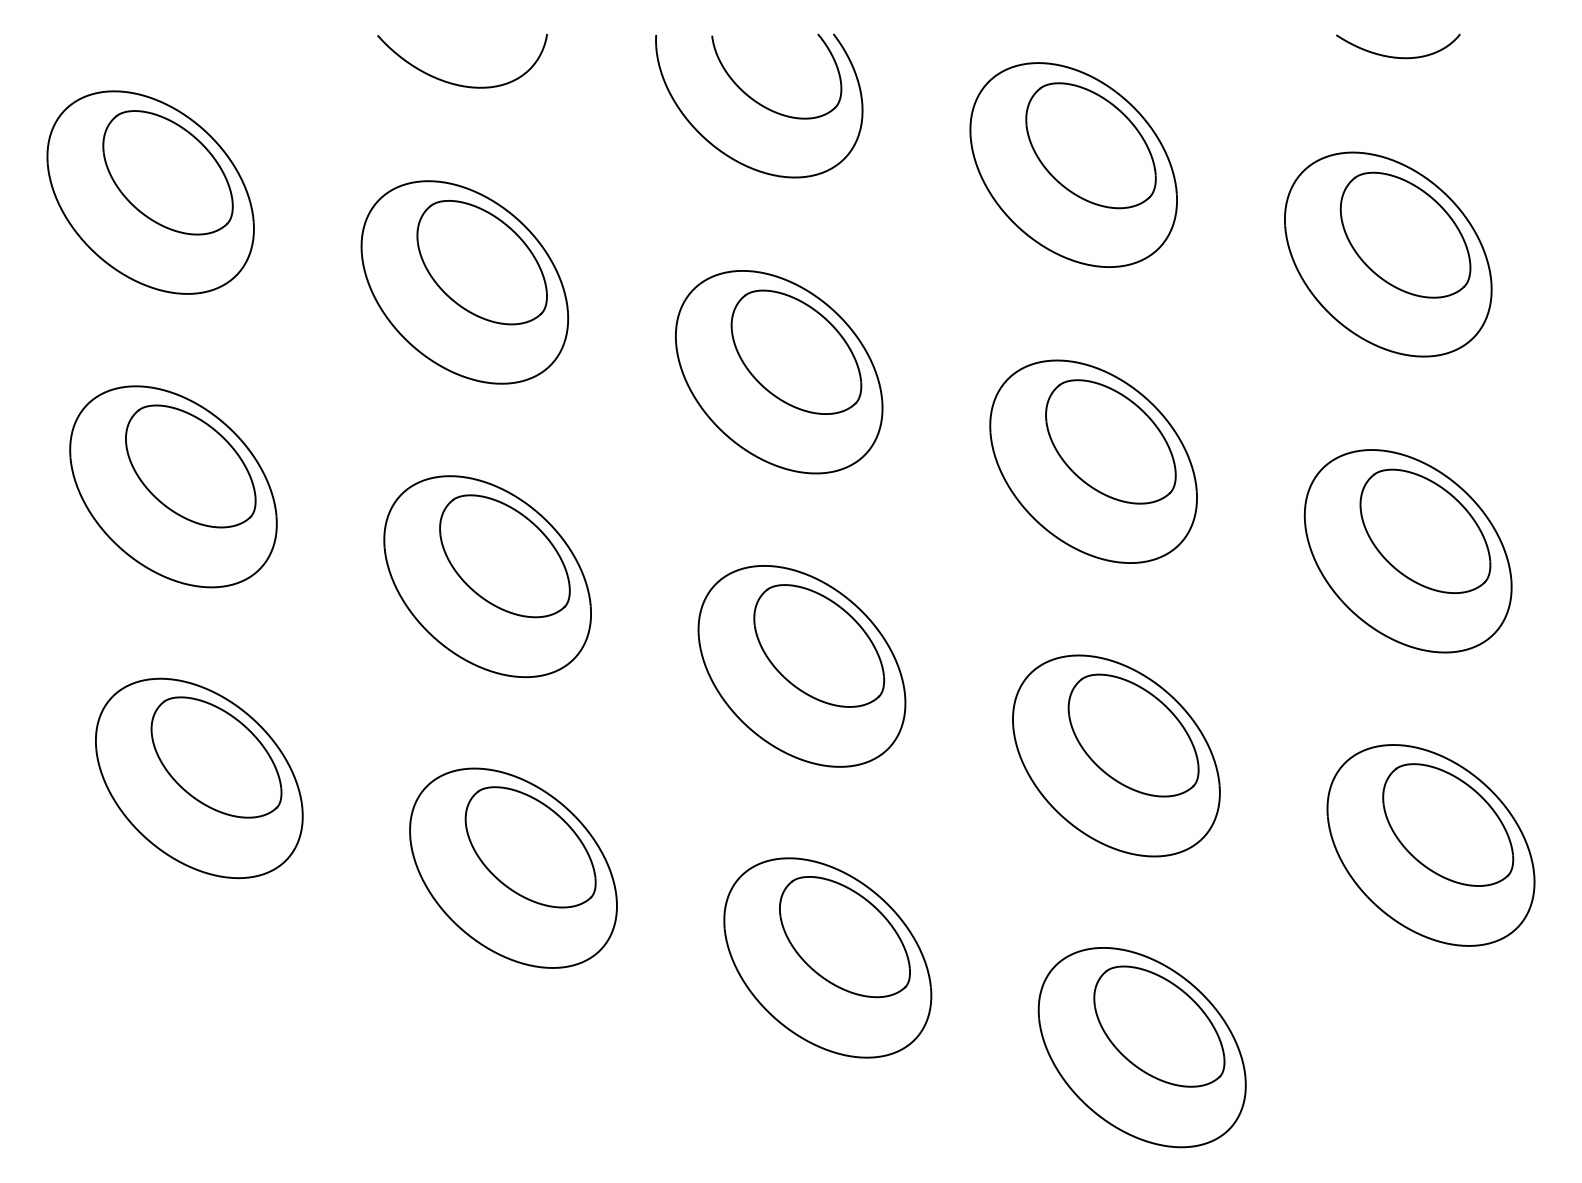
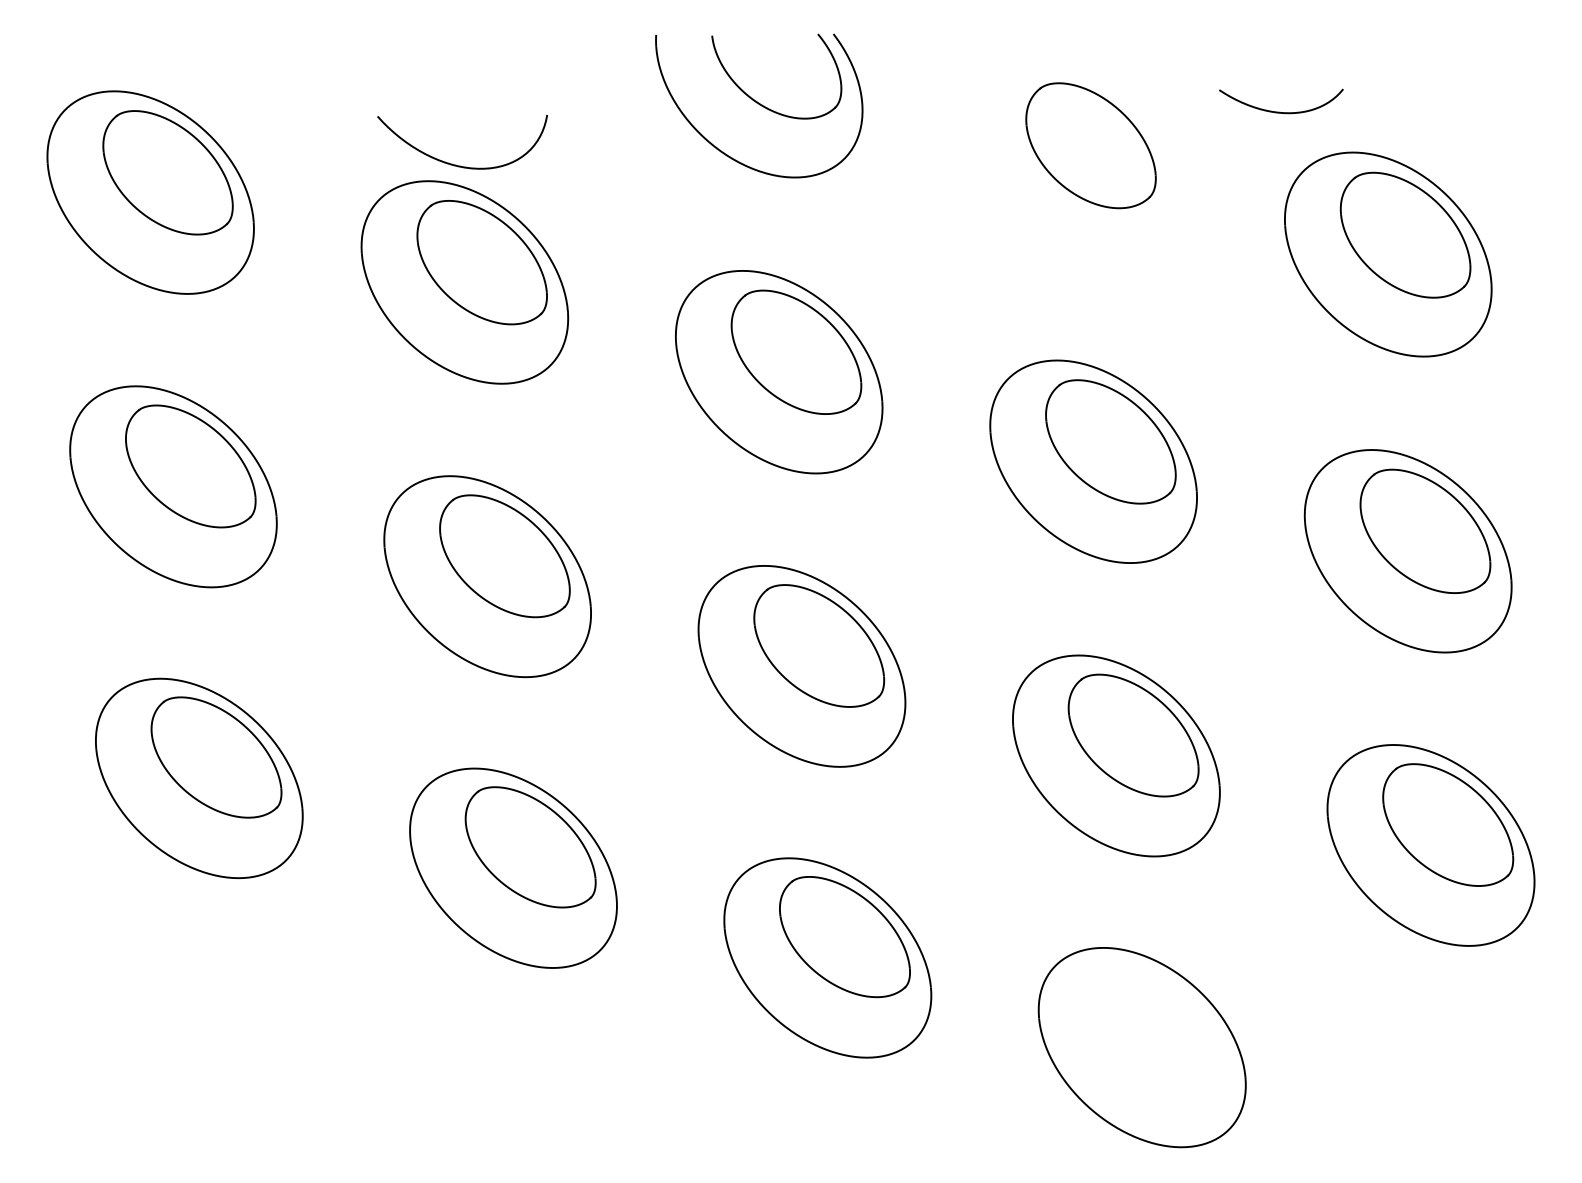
curve position: (1396, 56) -> (1279, 111) (1279, 111)
curve position: (456, 83) -> (456, 164) (456, 164)
part: present -> none (1073, 164)
part: present -> none (1159, 1026)
